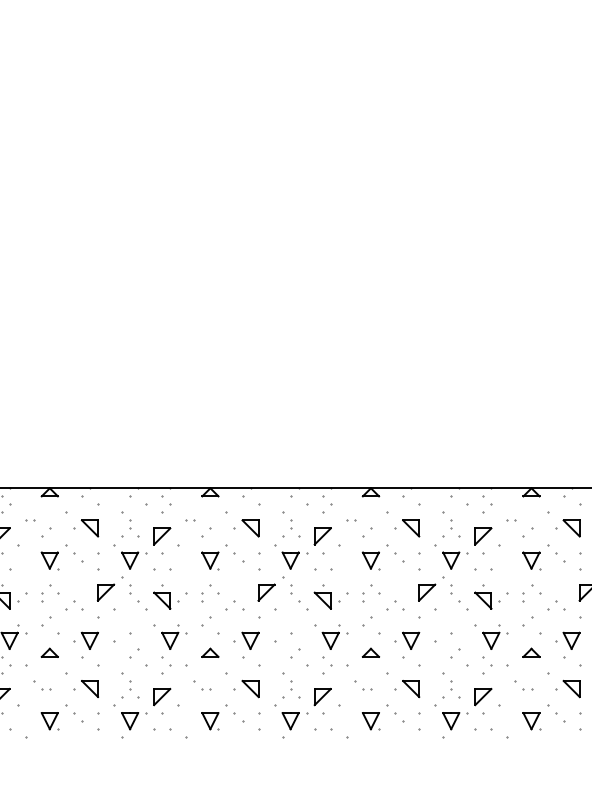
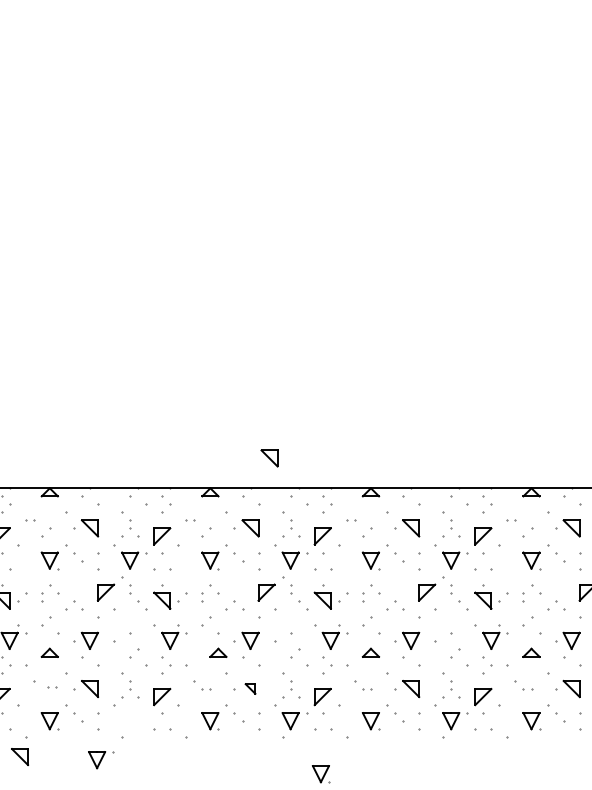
part: none -> present (269, 458)
part position: (210, 652) -> (218, 652) (218, 652)
part size: 19x20 px -> 13x12 px (250, 688)
part position: (46, 689) -> (52, 687) (52, 687)
part position: (134, 721) -> (101, 760) (101, 760)
part: none -> present (19, 756)
part: none -> present (320, 774)
